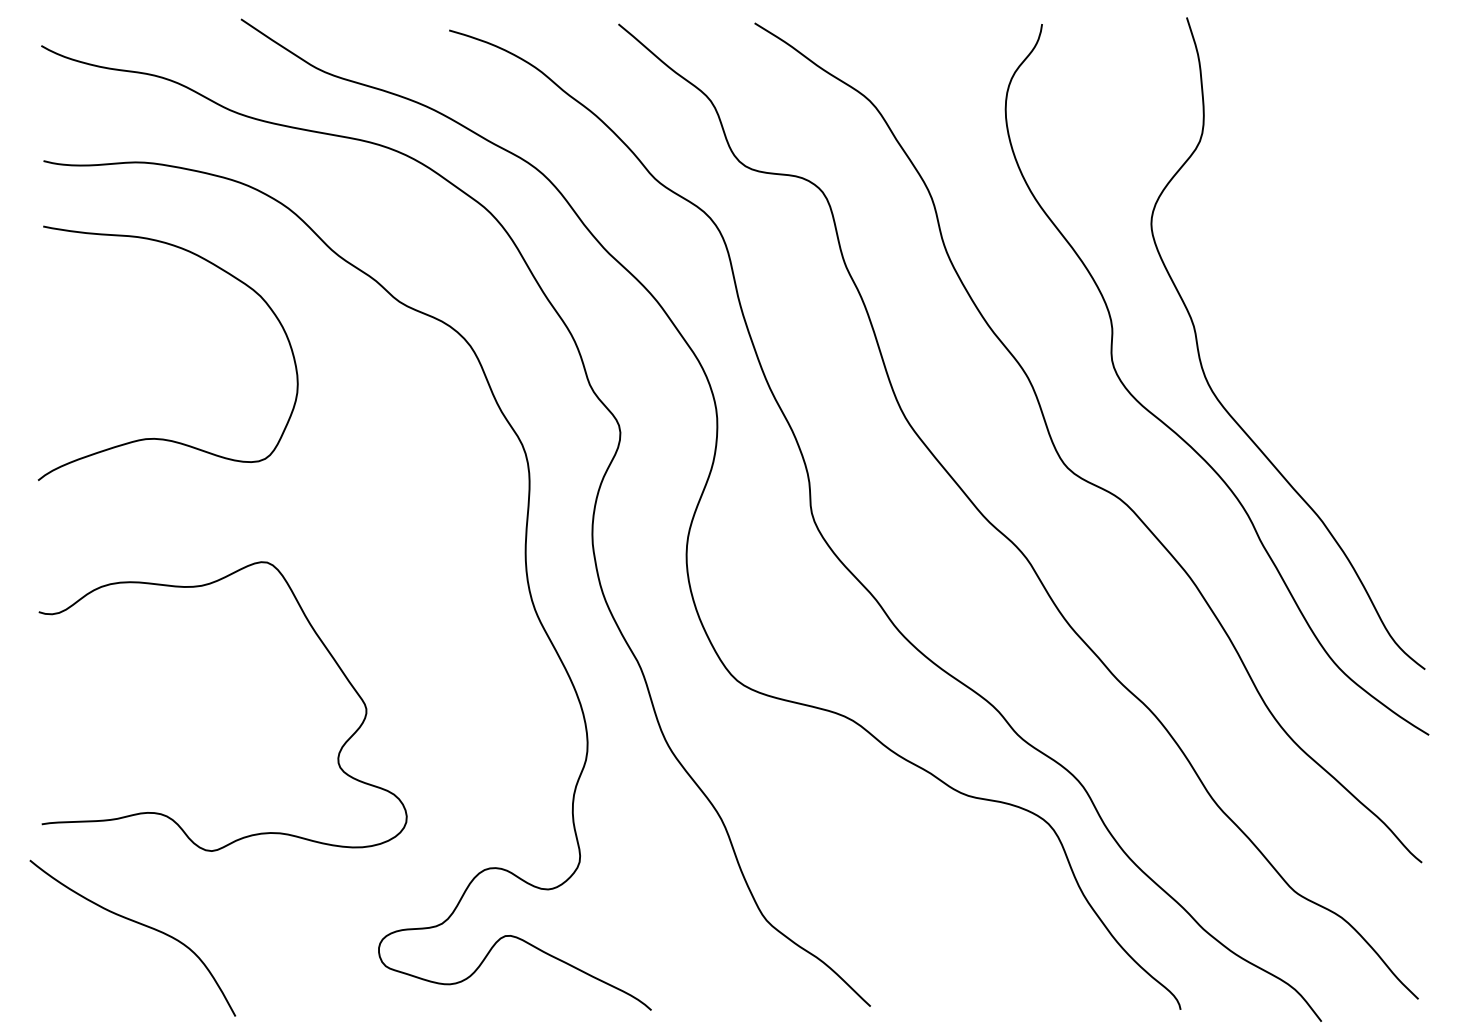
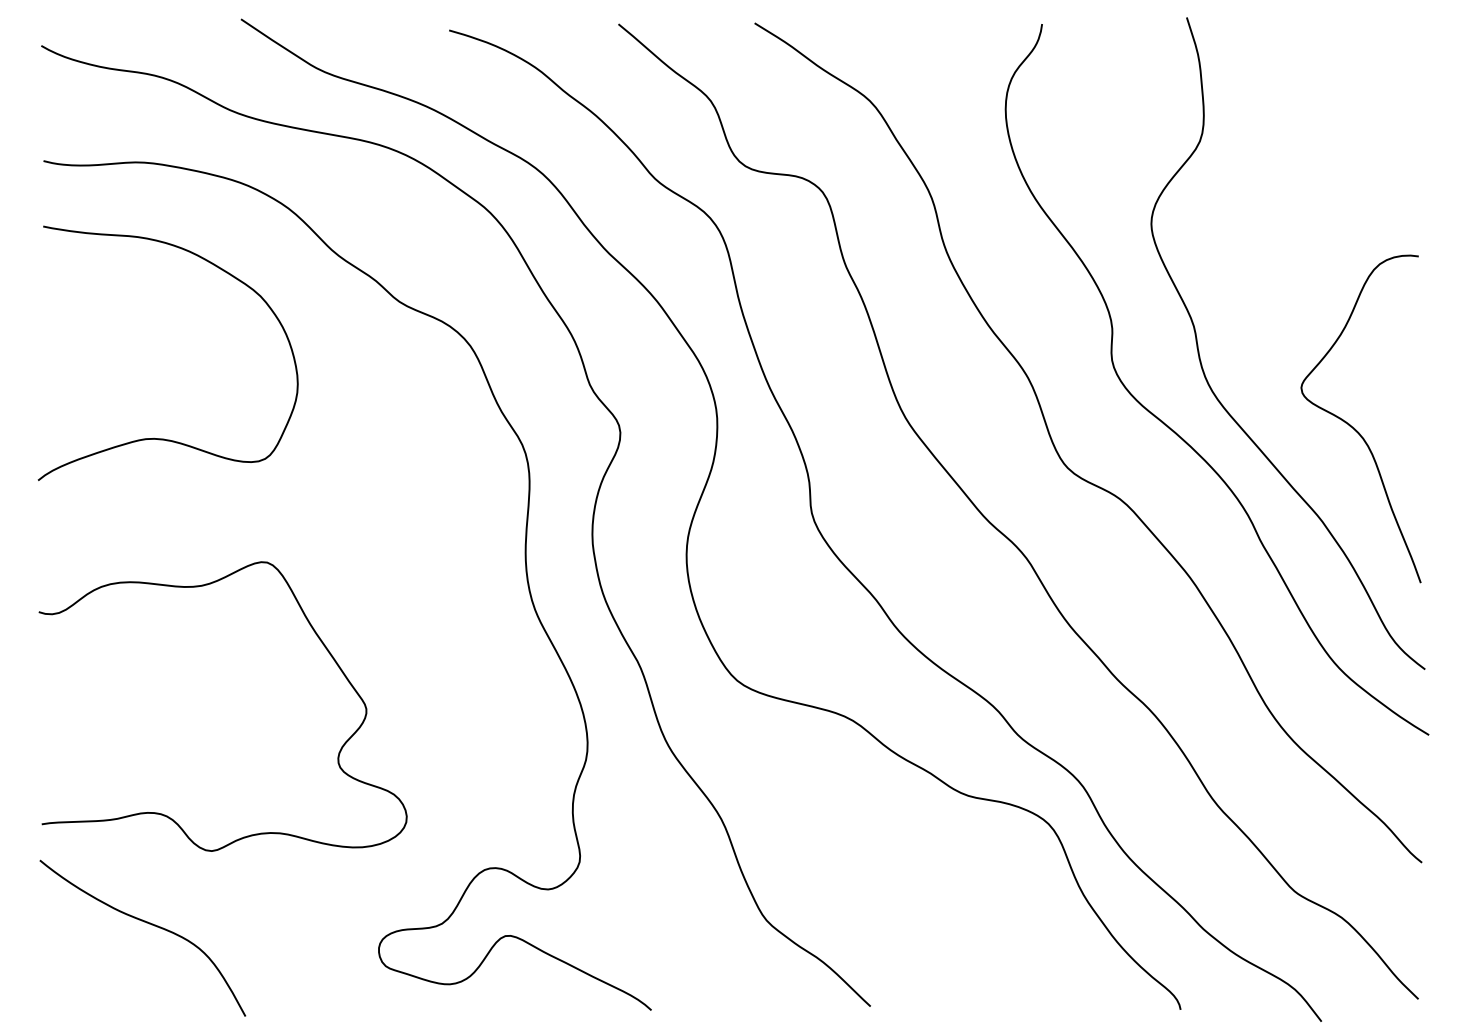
curve: none -> present (1354, 427)
curve position: (136, 923) -> (146, 923) (146, 923)
